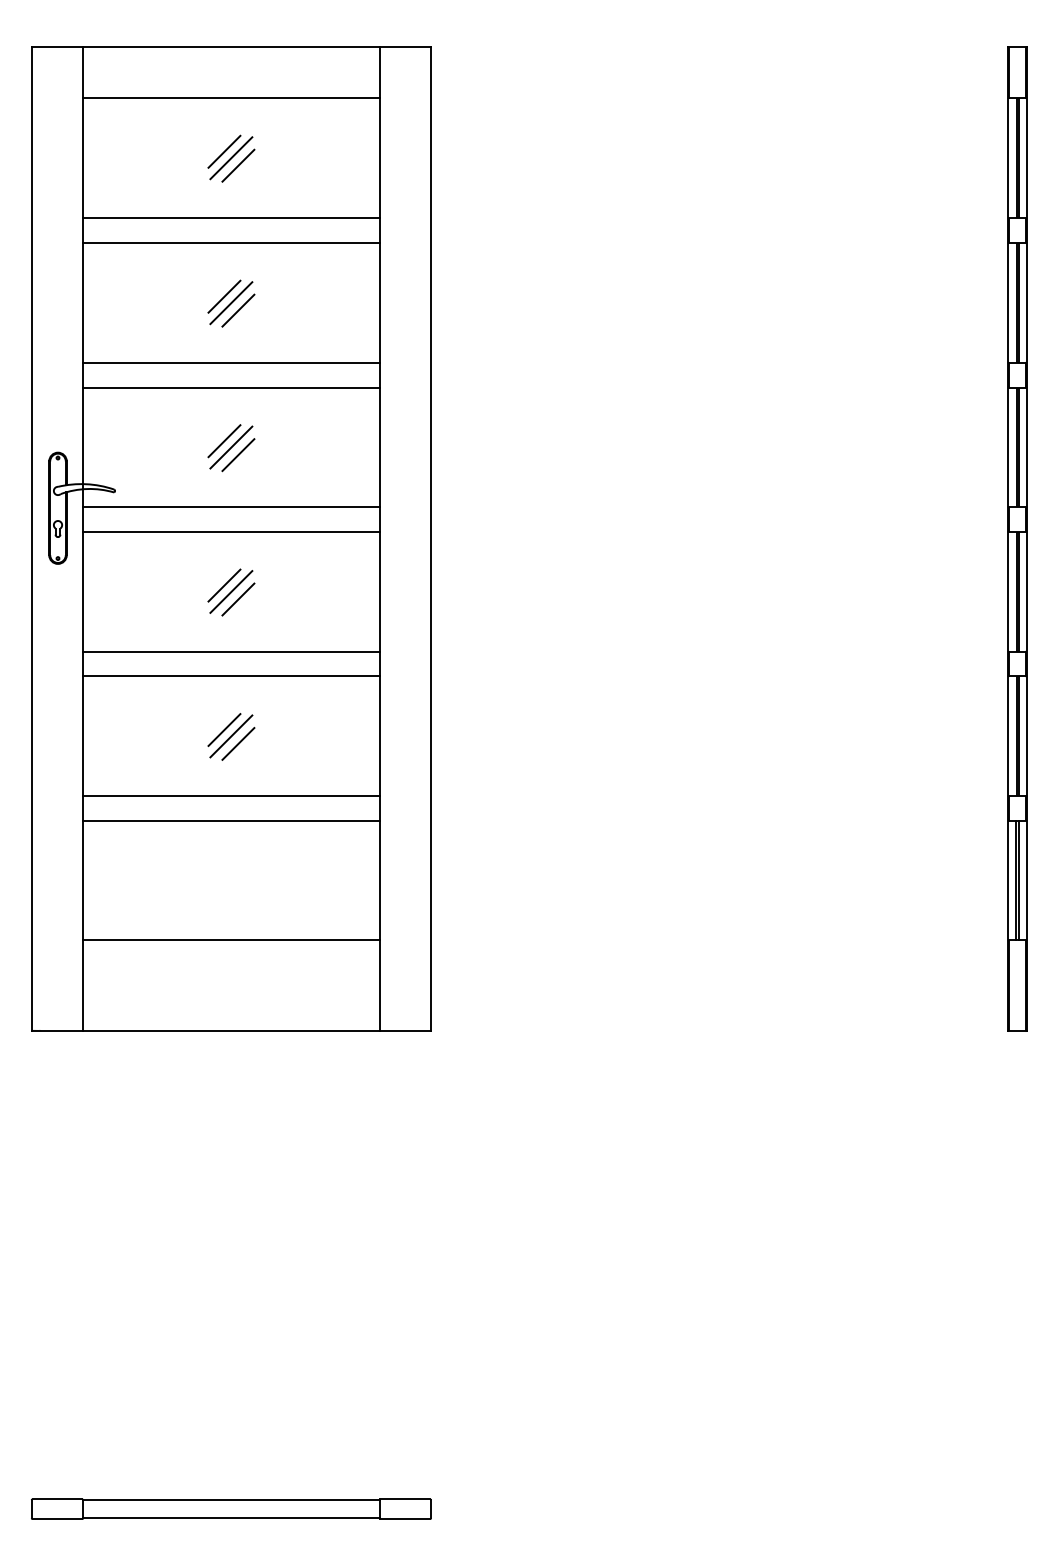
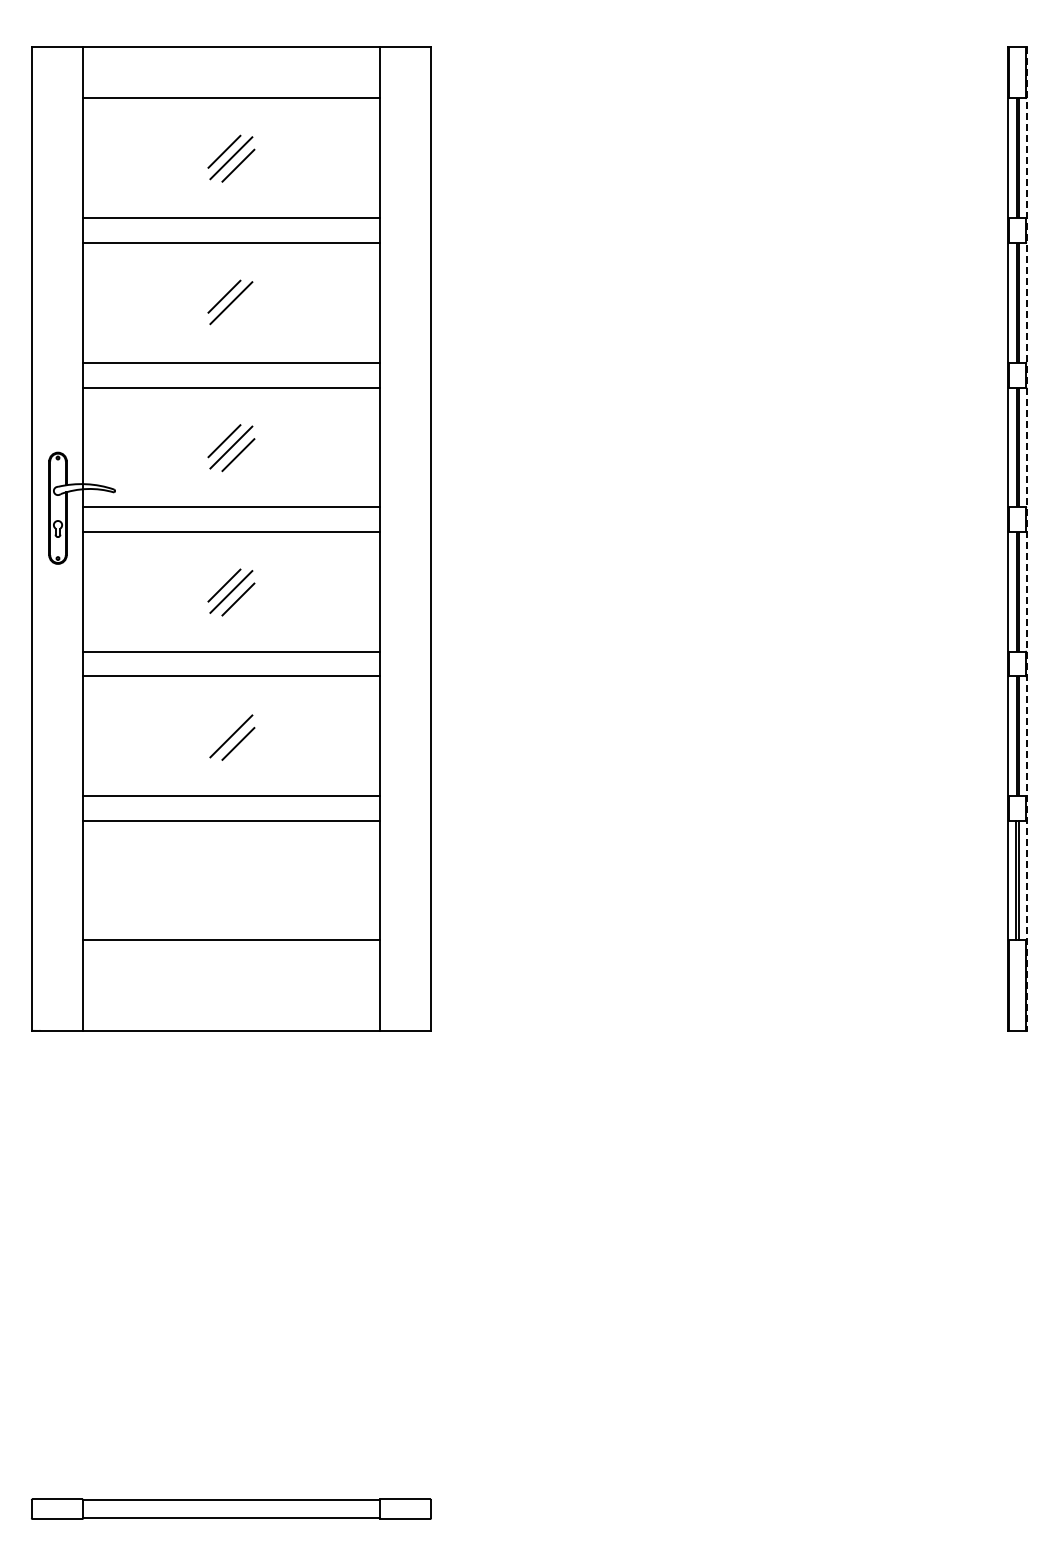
line: present -> none (238, 310)
line: solid -> dashed (1027, 539)
line: present -> none (224, 729)
